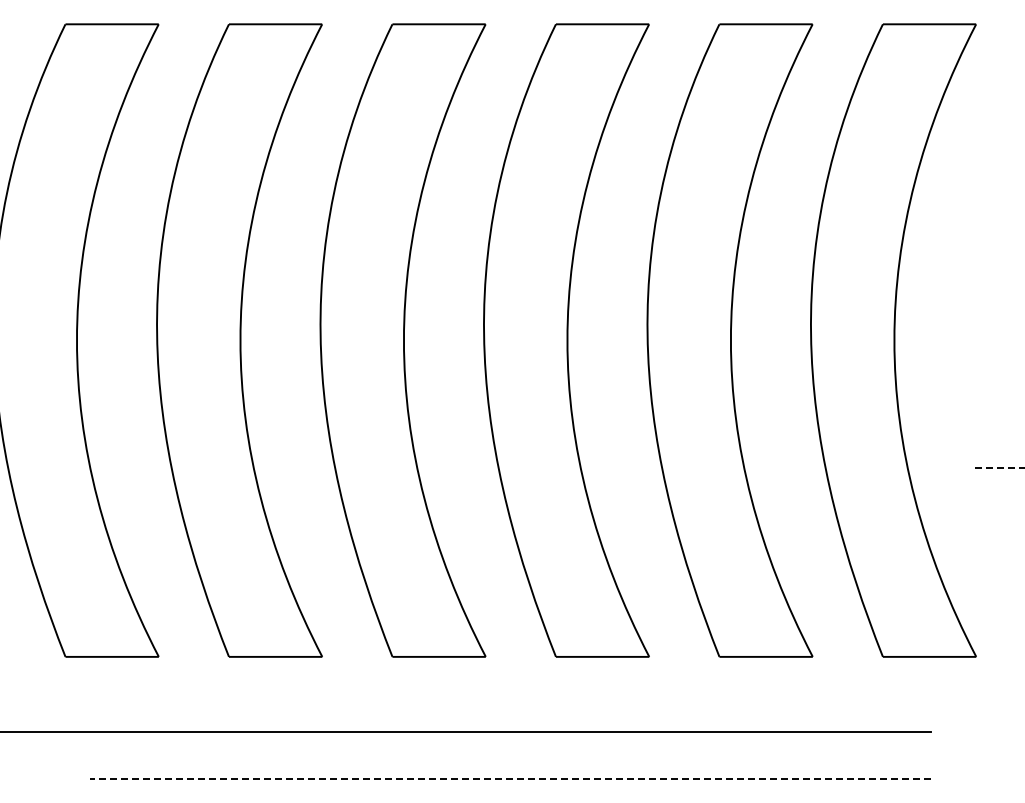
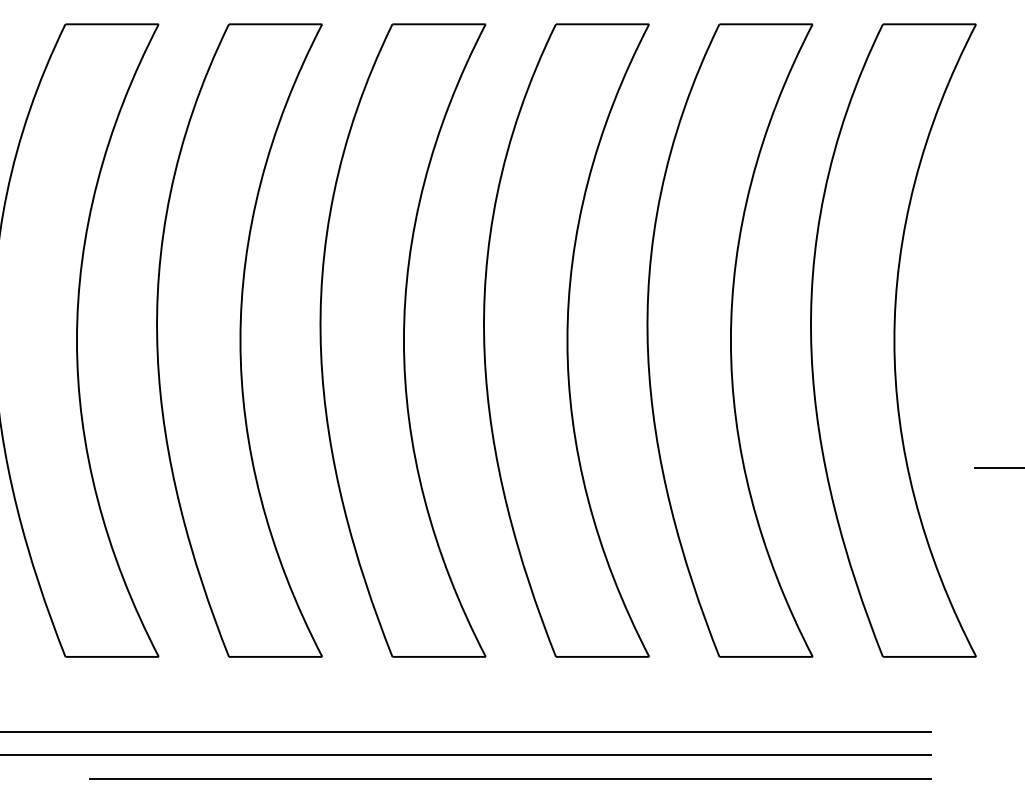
line: dashed -> solid (998, 468)
line: none -> present (466, 755)
line: dashed -> solid (509, 778)
